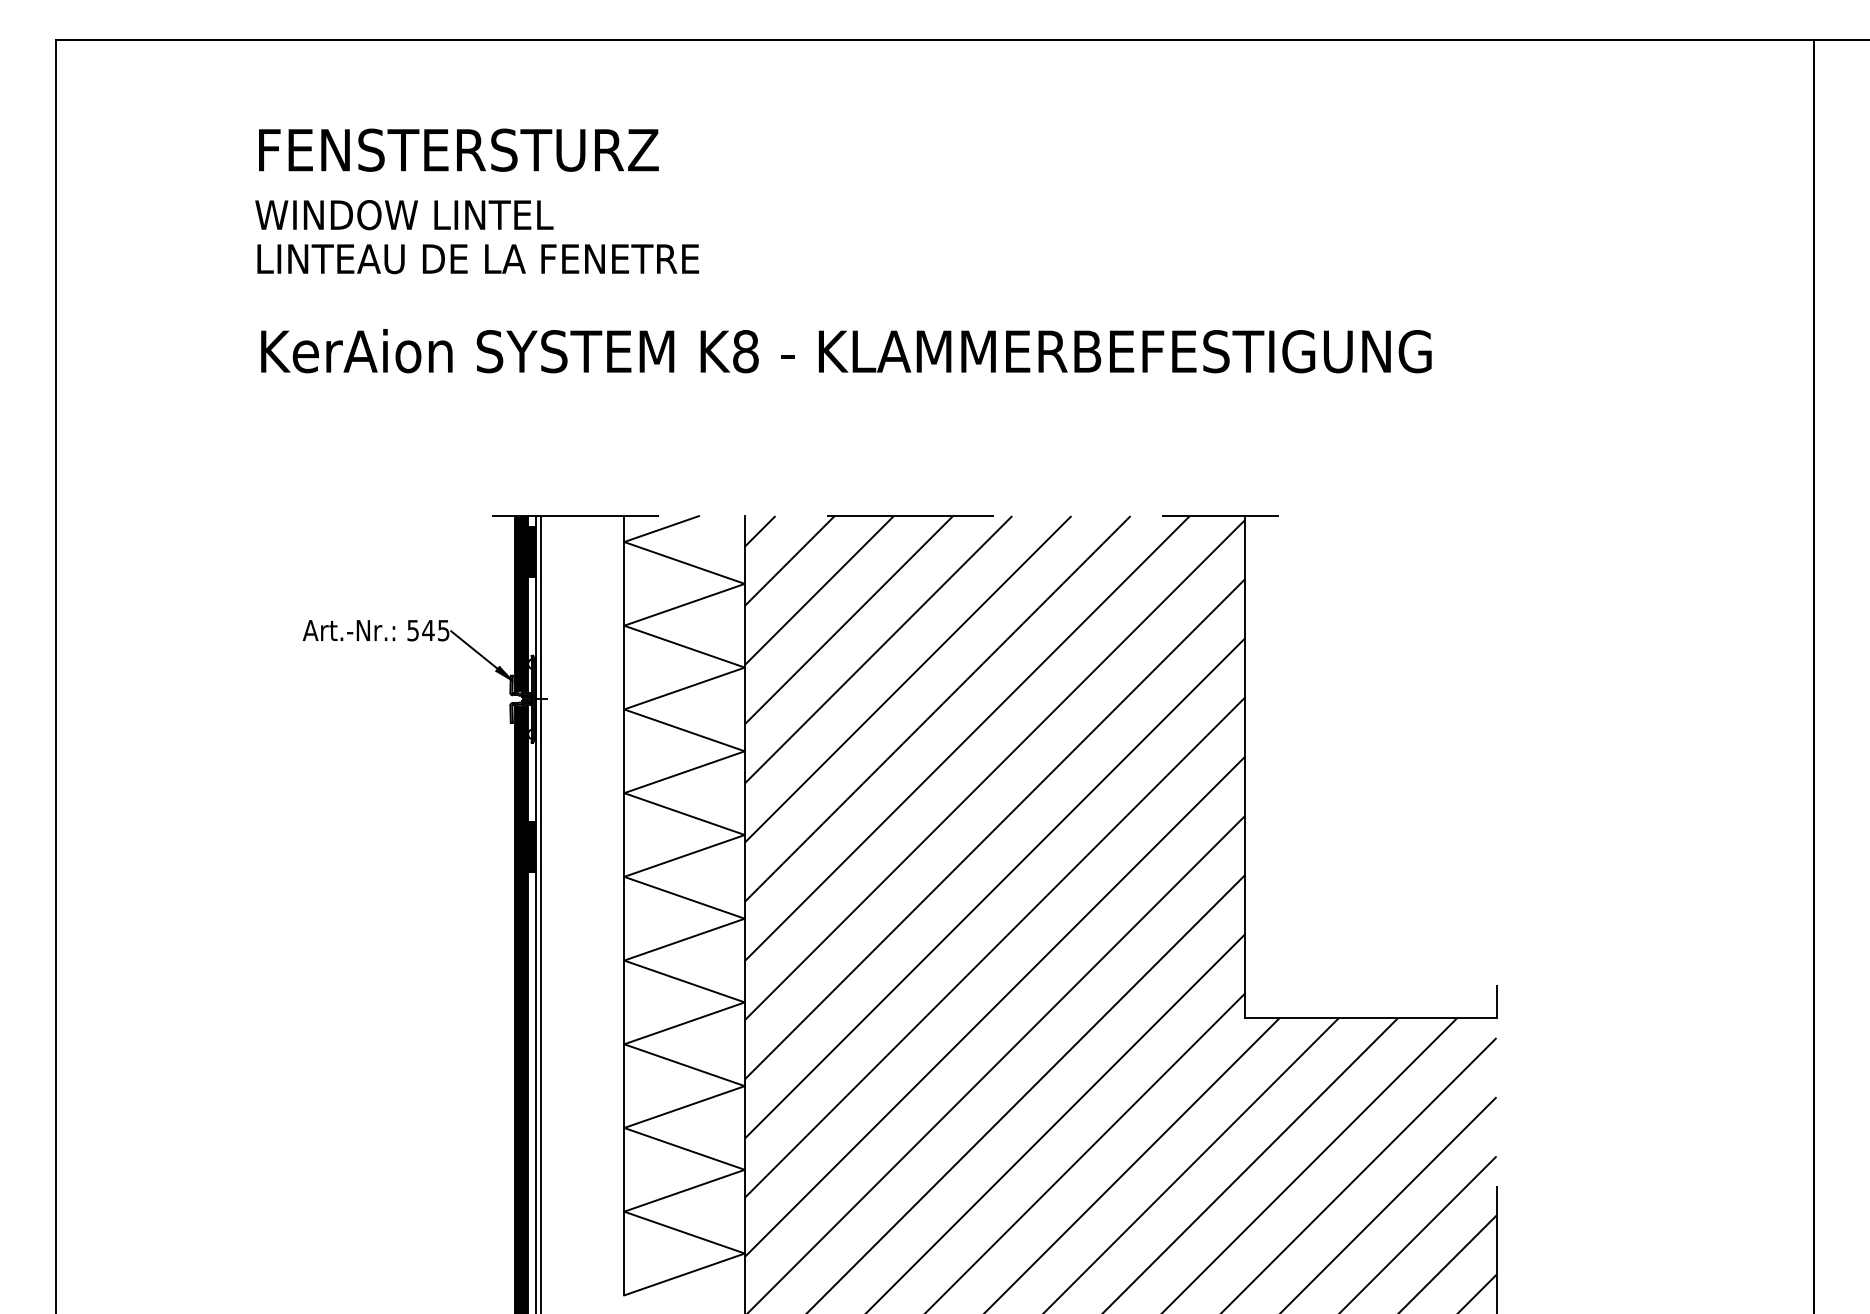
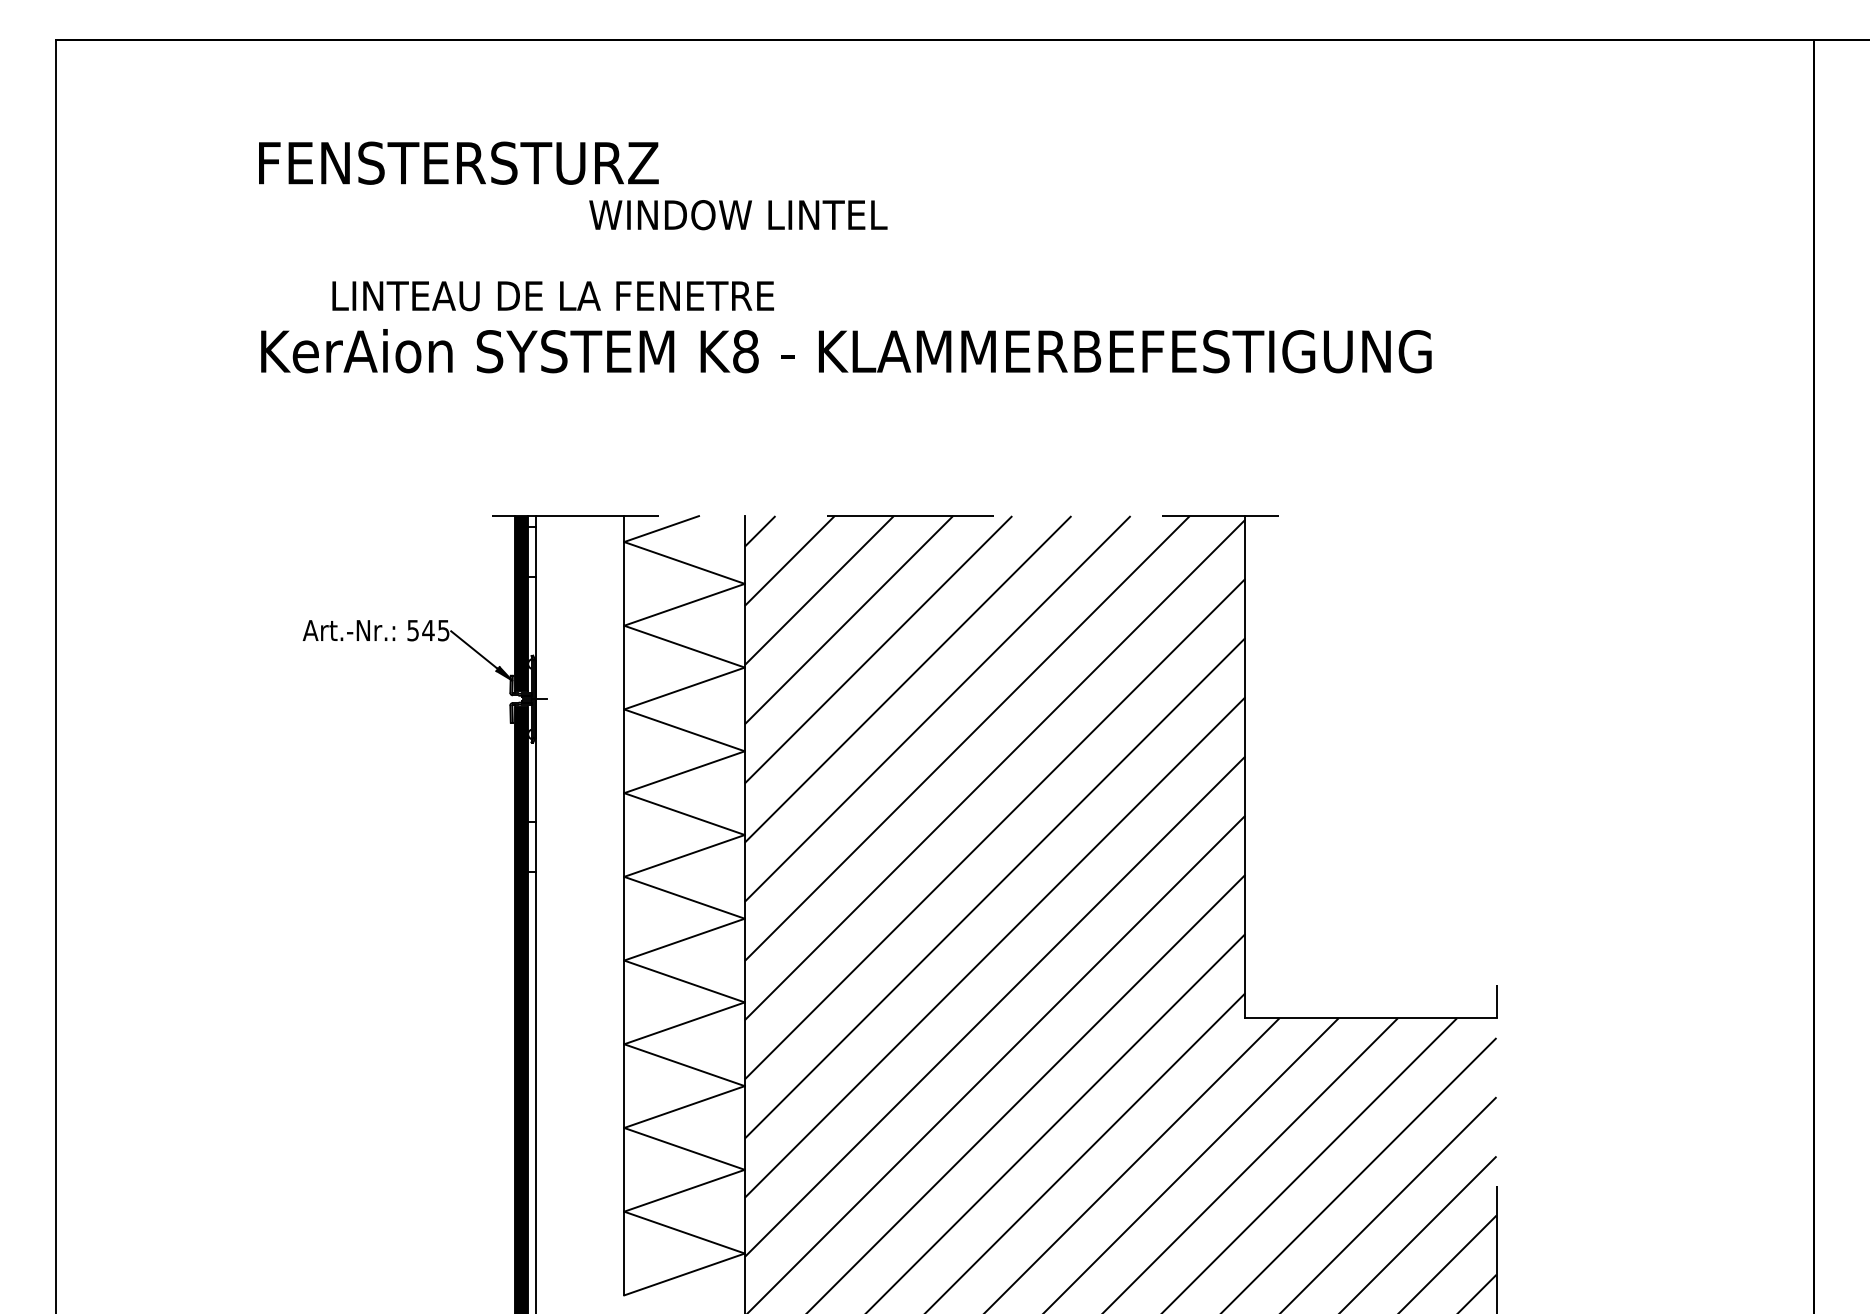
text position: (458, 149) -> (458, 162) (458, 162)
text position: (404, 215) -> (738, 215) (738, 215)
text position: (477, 259) -> (552, 296) (552, 296)
fill: present -> none (531, 551)
fill: present -> none (531, 846)
line: present -> none (540, 913)
